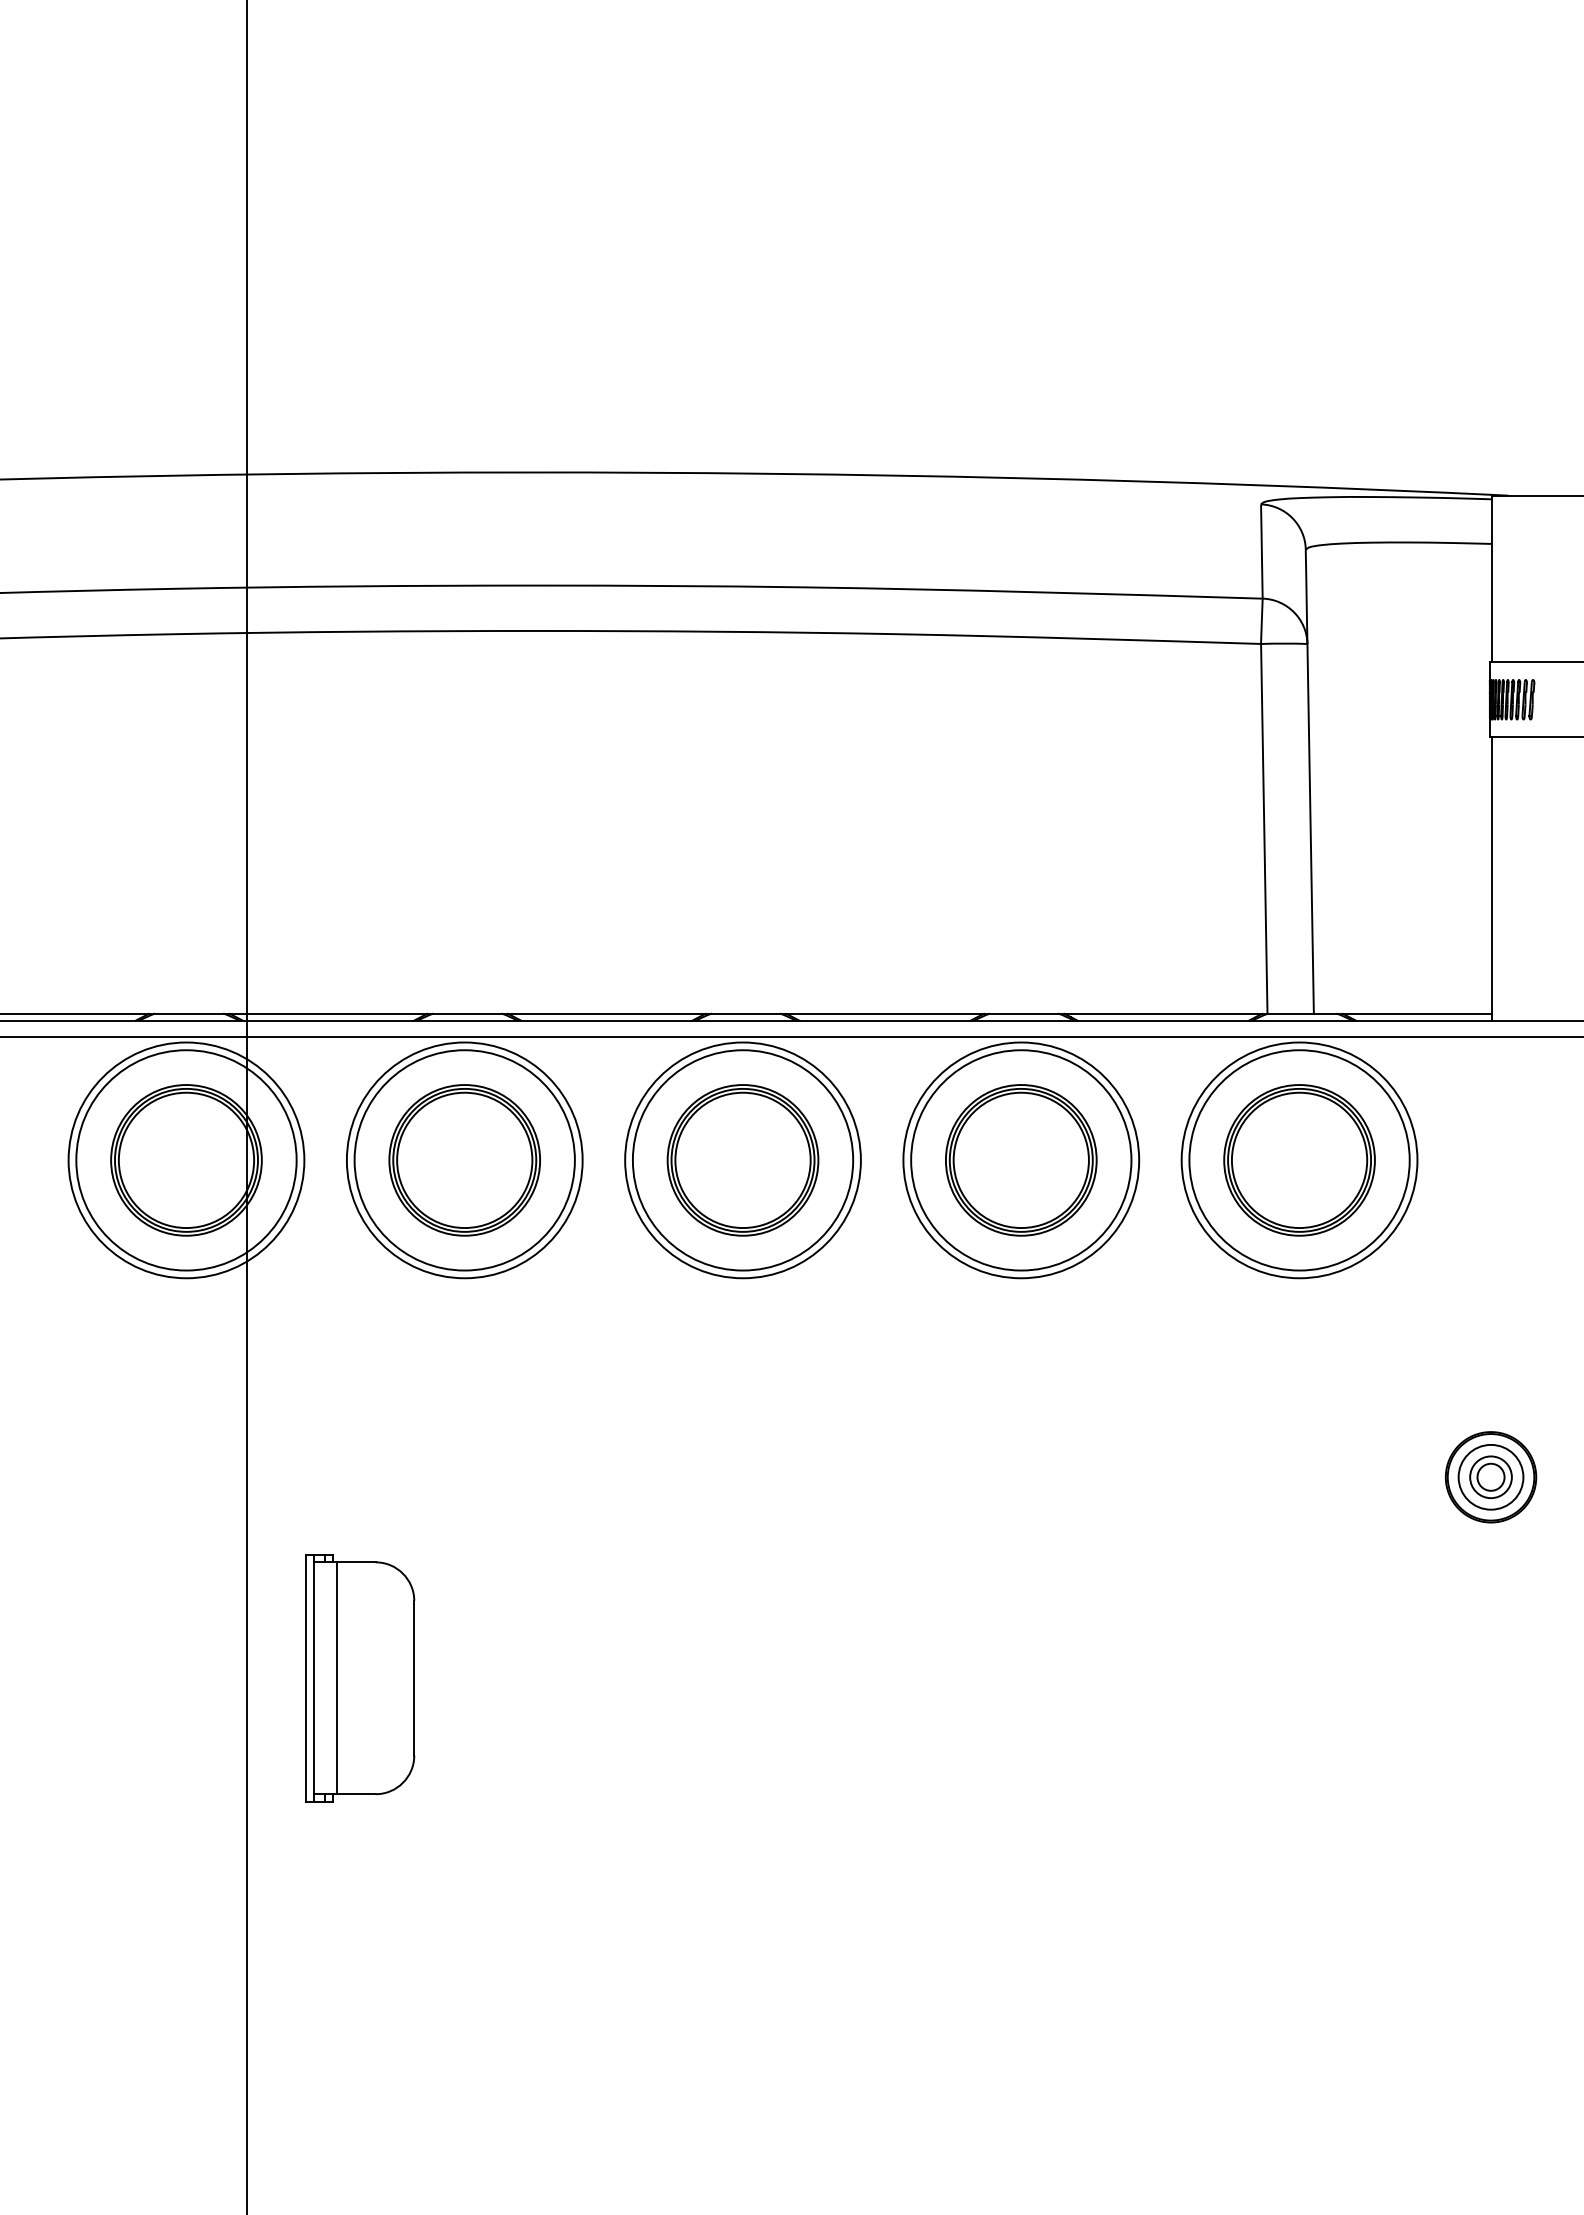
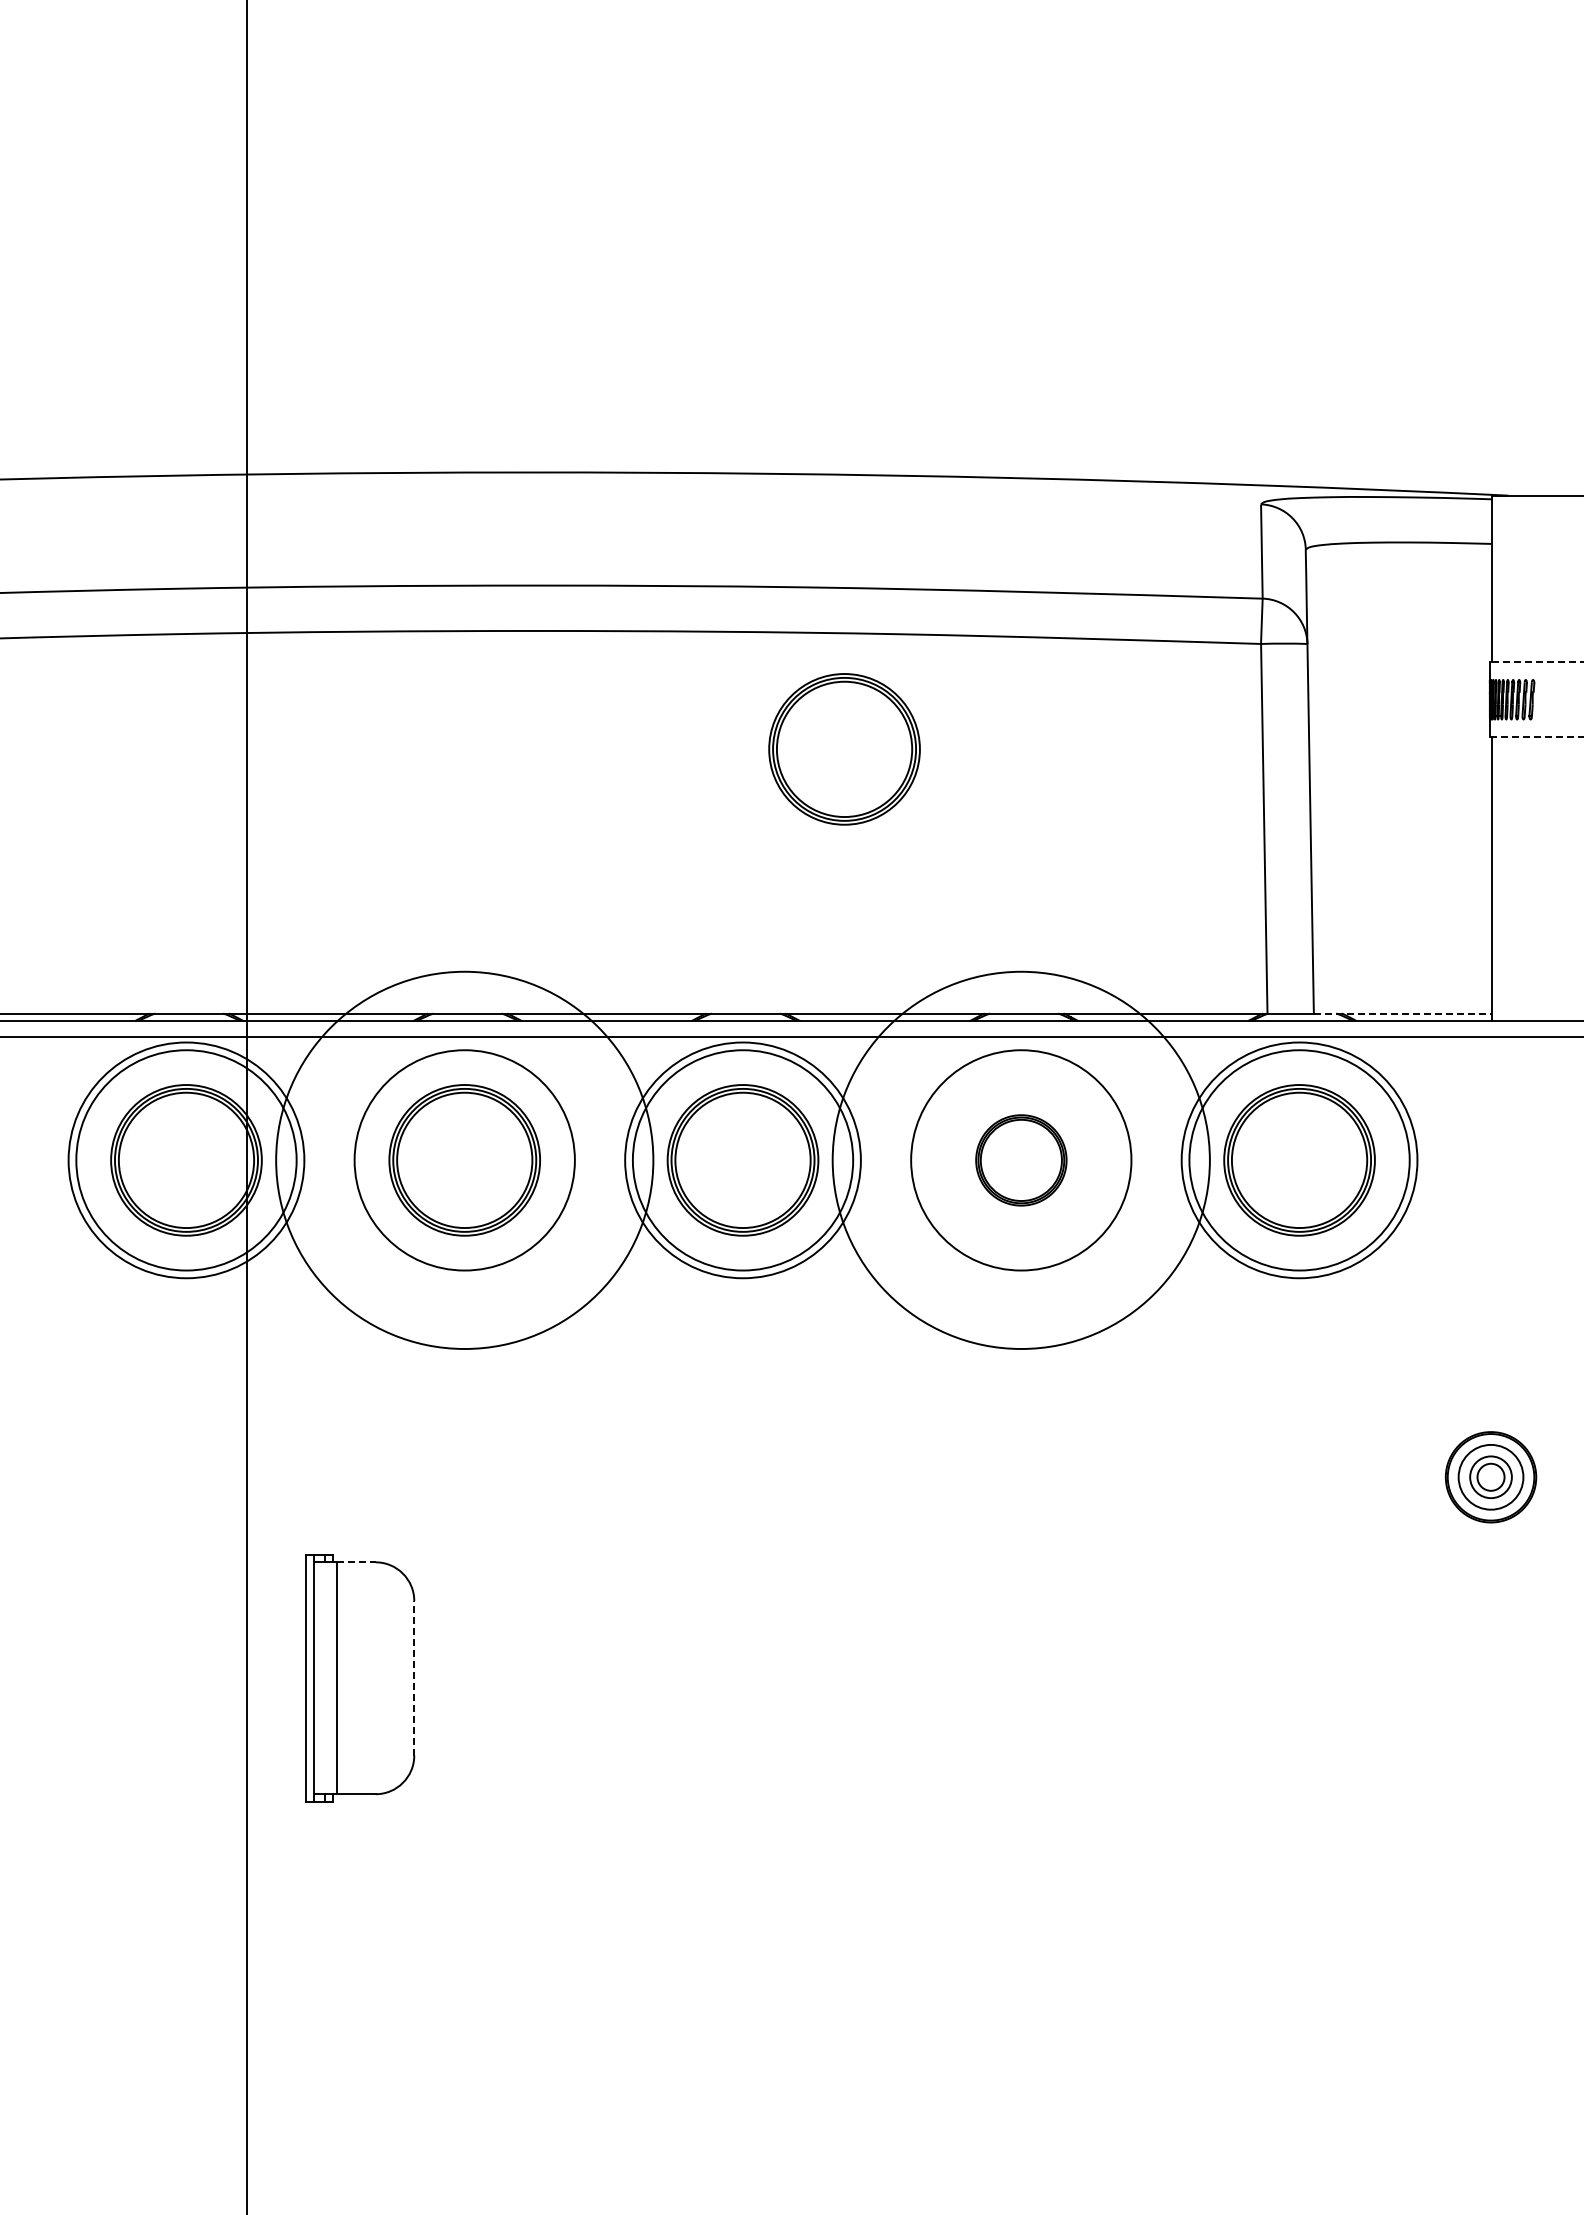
line: solid -> dashed (1536, 661)
line: solid -> dashed (1536, 737)
part: none -> present (844, 749)
line: solid -> dashed (1403, 1013)
circle diameter: 236 px -> 377 px (464, 1159)
circle diameter: 236 px -> 377 px (1020, 1159)
part size: 153x153 px -> 93x93 px (1021, 1160)
line: solid -> dashed (356, 1562)
line: solid -> dashed (414, 1677)
